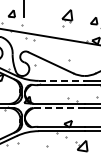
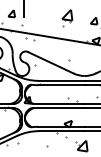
line: dashed -> solid (61, 80)
line: dashed -> solid (59, 108)
